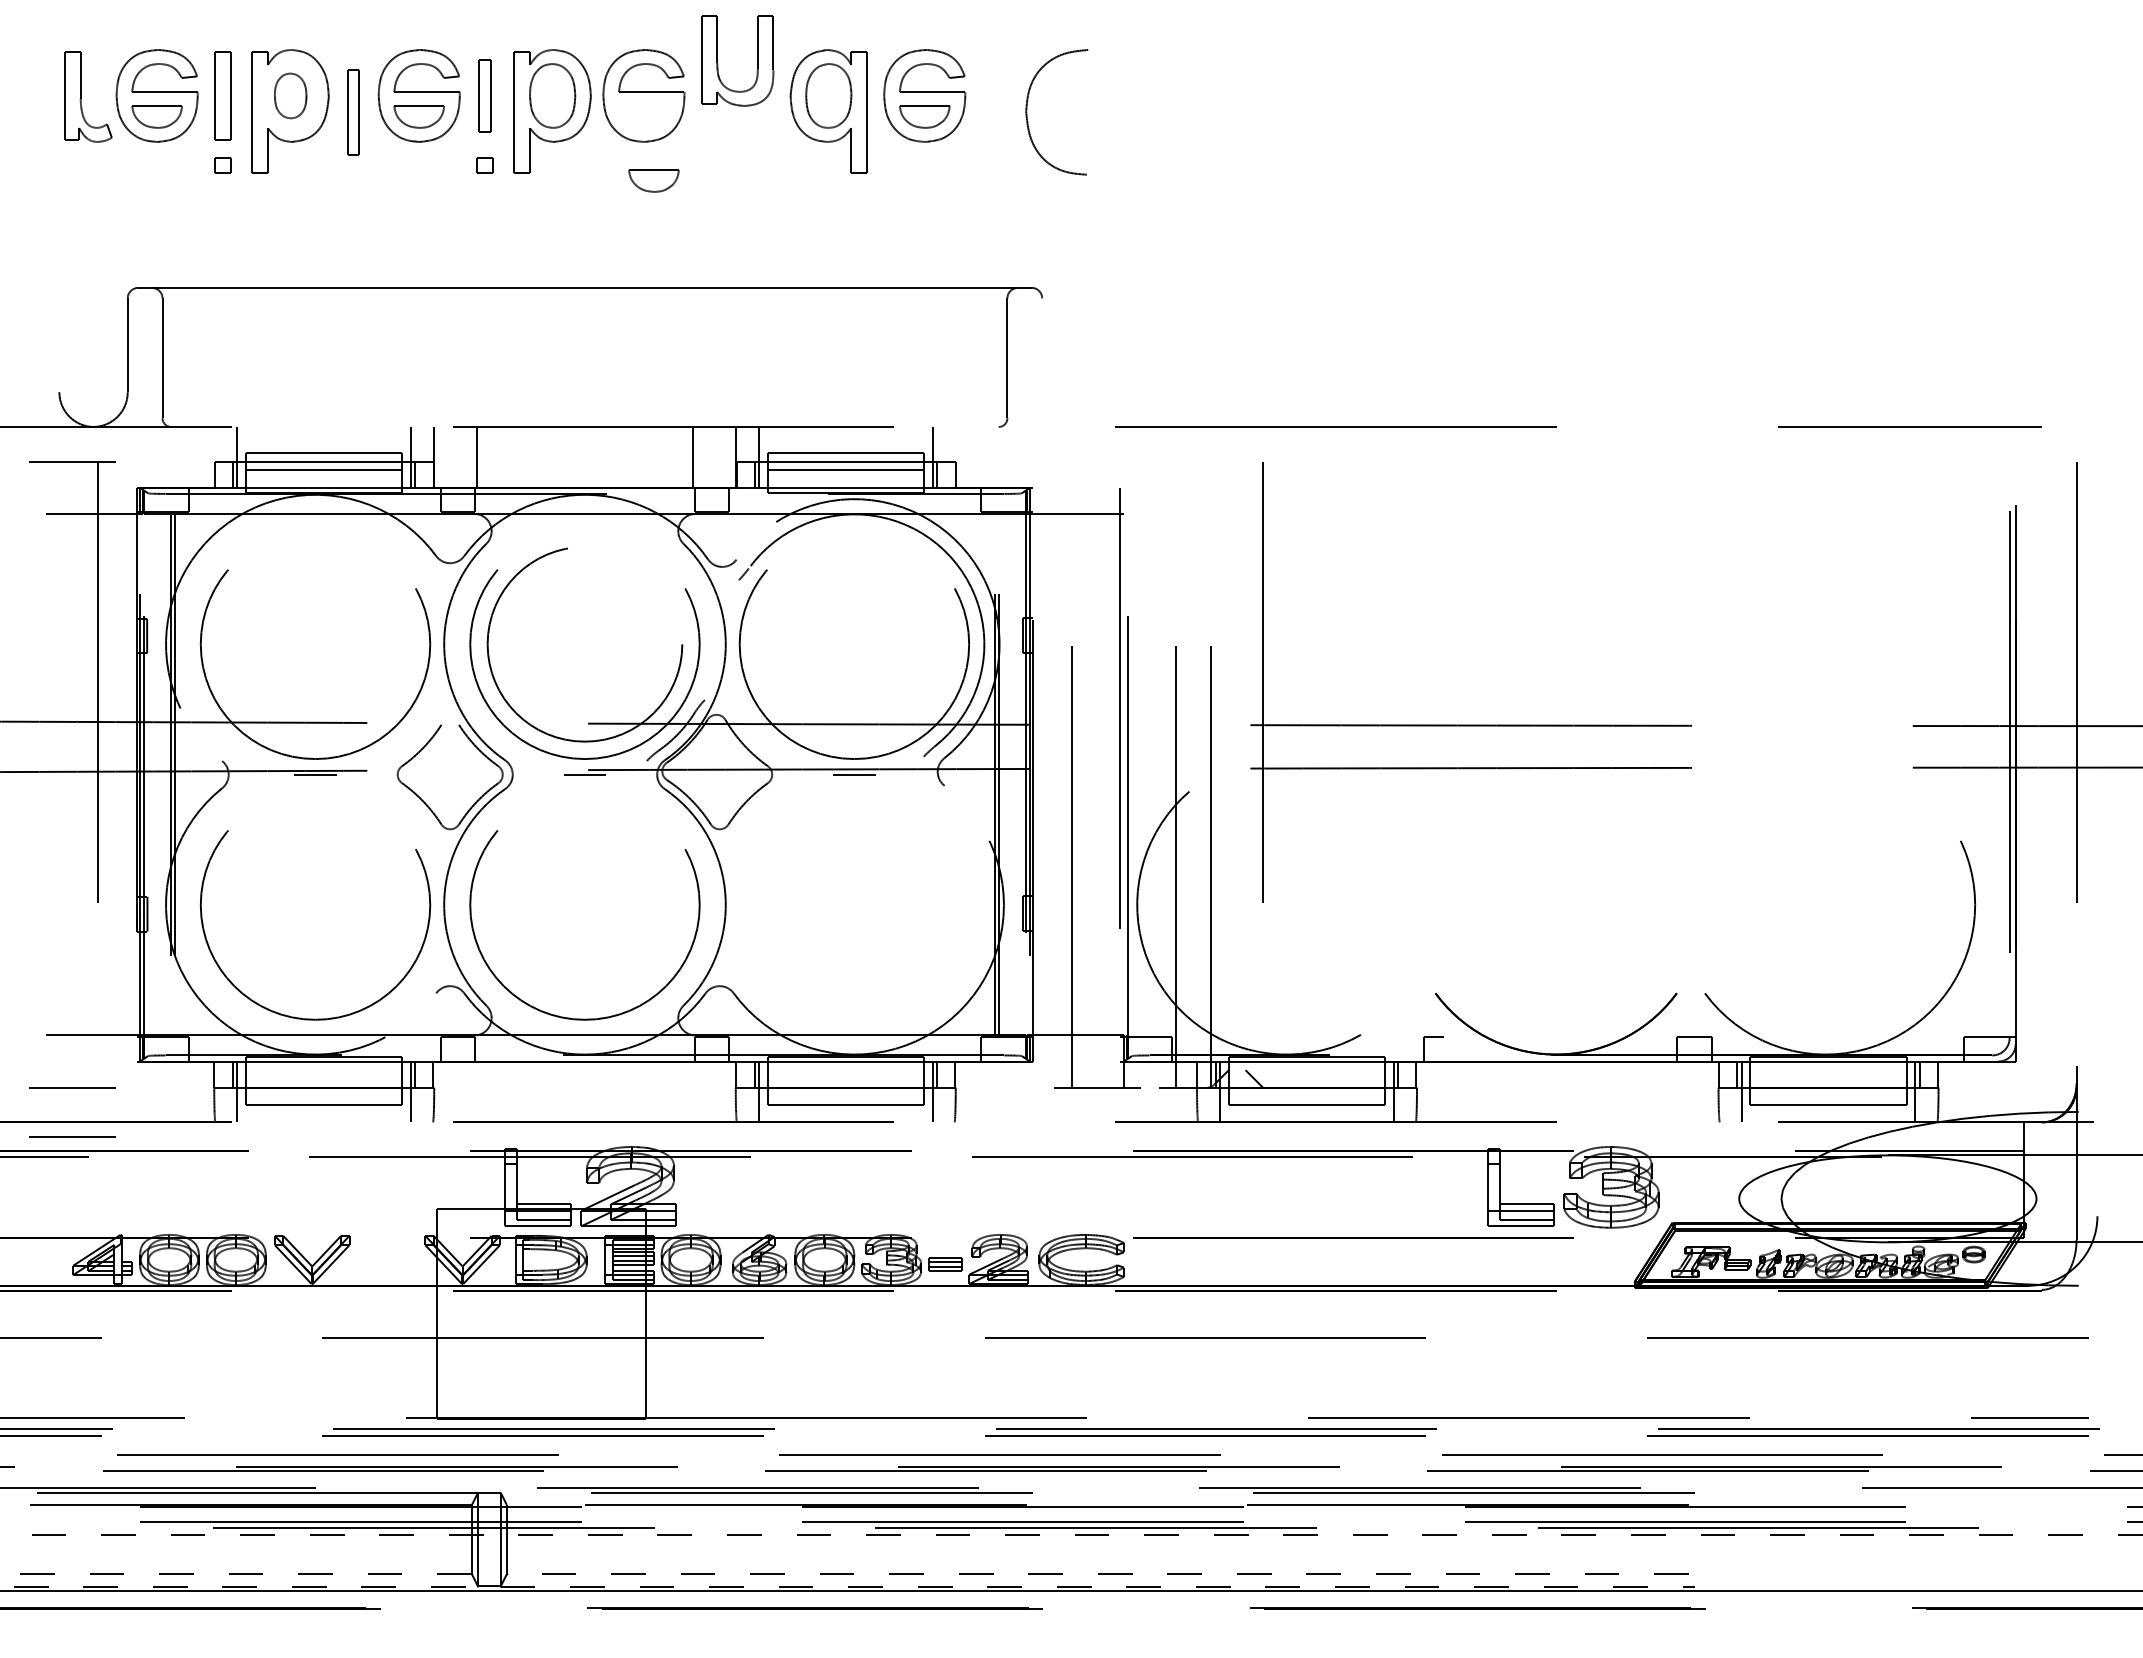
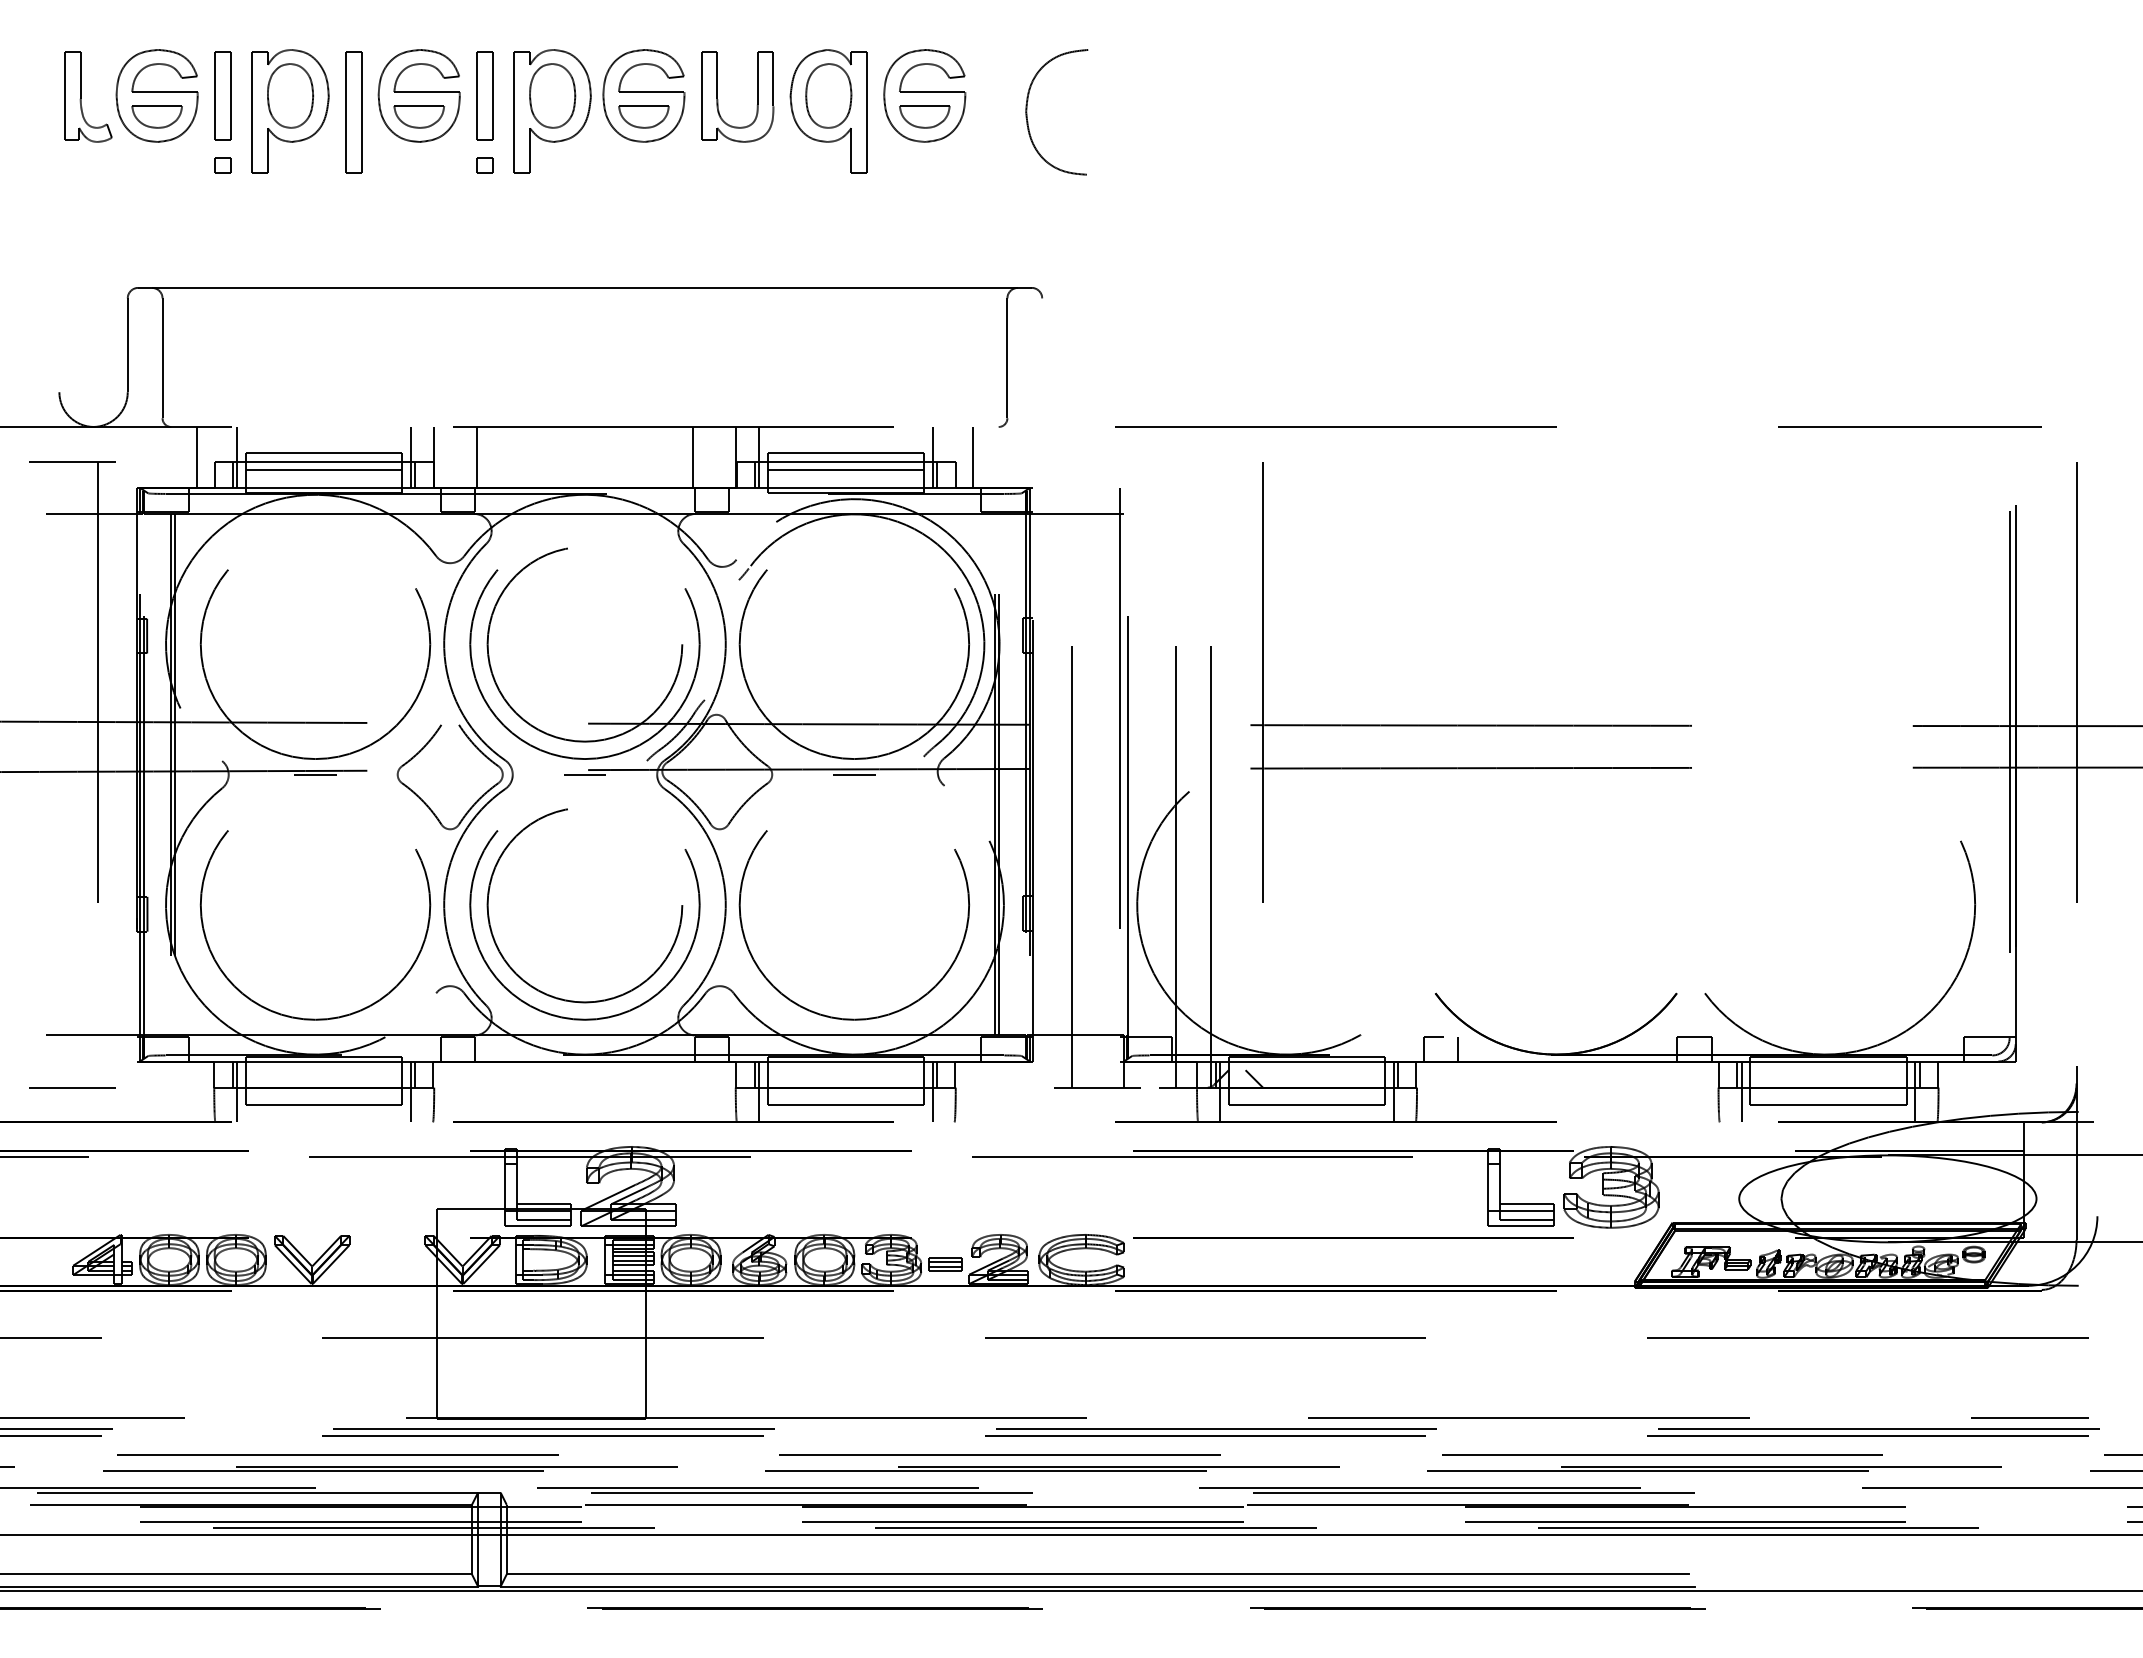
part position: (718, 63) -> (718, 99) (718, 99)
part size: 34x48 px -> 48x66 px (290, 95)
part size: 14x74 px -> 18x90 px (484, 95)
part size: 13x87 px -> 18x123 px (353, 112)
part position: (653, 180) -> (643, 116) (643, 116)
line: none -> present (197, 457)
line: none -> present (972, 457)
circle: none -> present (584, 905)
circle: none -> present (853, 925)
line: none -> present (1458, 1049)
line: present -> none (72, 1136)
line: dashed -> solid (1071, 1534)
line: dashed -> solid (236, 1574)
line: dashed -> solid (1097, 1574)
line: dashed -> solid (239, 1586)
line: dashed -> solid (1098, 1586)
